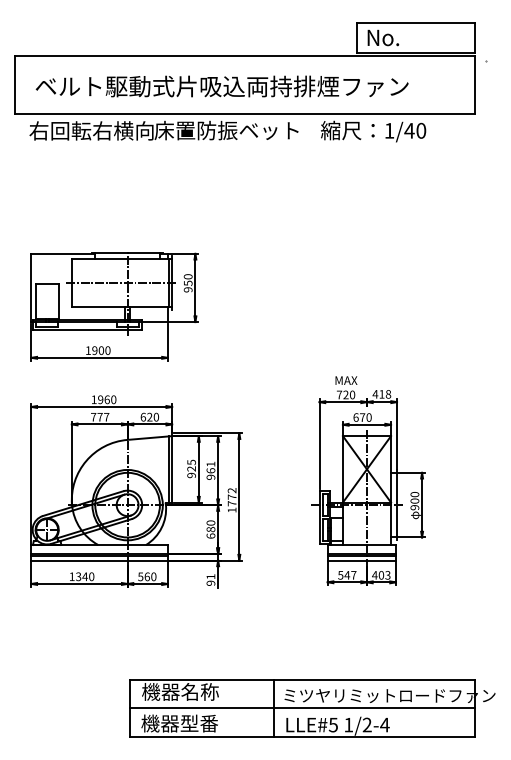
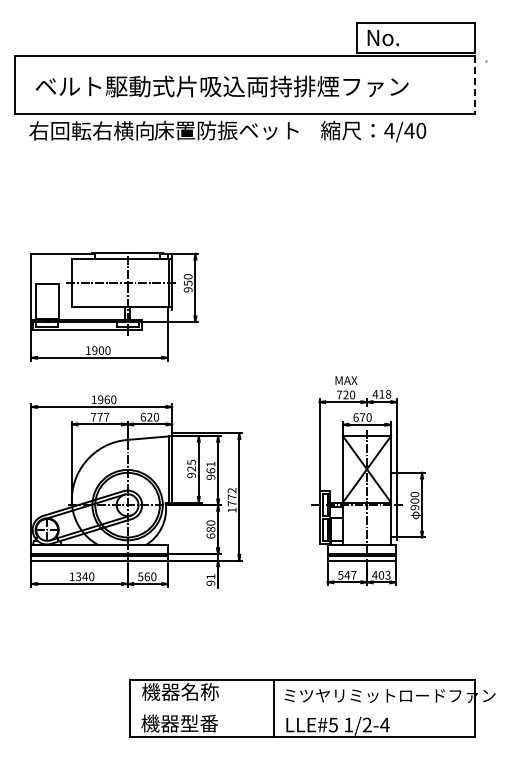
line: solid -> dashed (474, 85)
text: 1/40 -> 4/40 (389, 130)
line: present -> none (302, 708)
